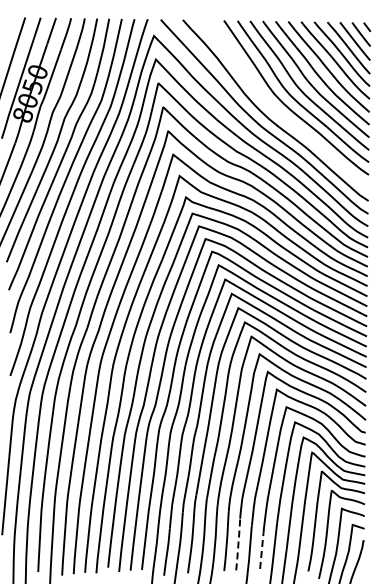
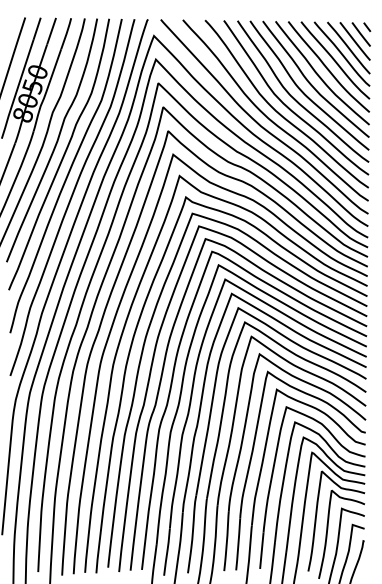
curve: none -> present (278, 111)
line: dashed -> solid (238, 544)
line: dashed -> solid (261, 550)
